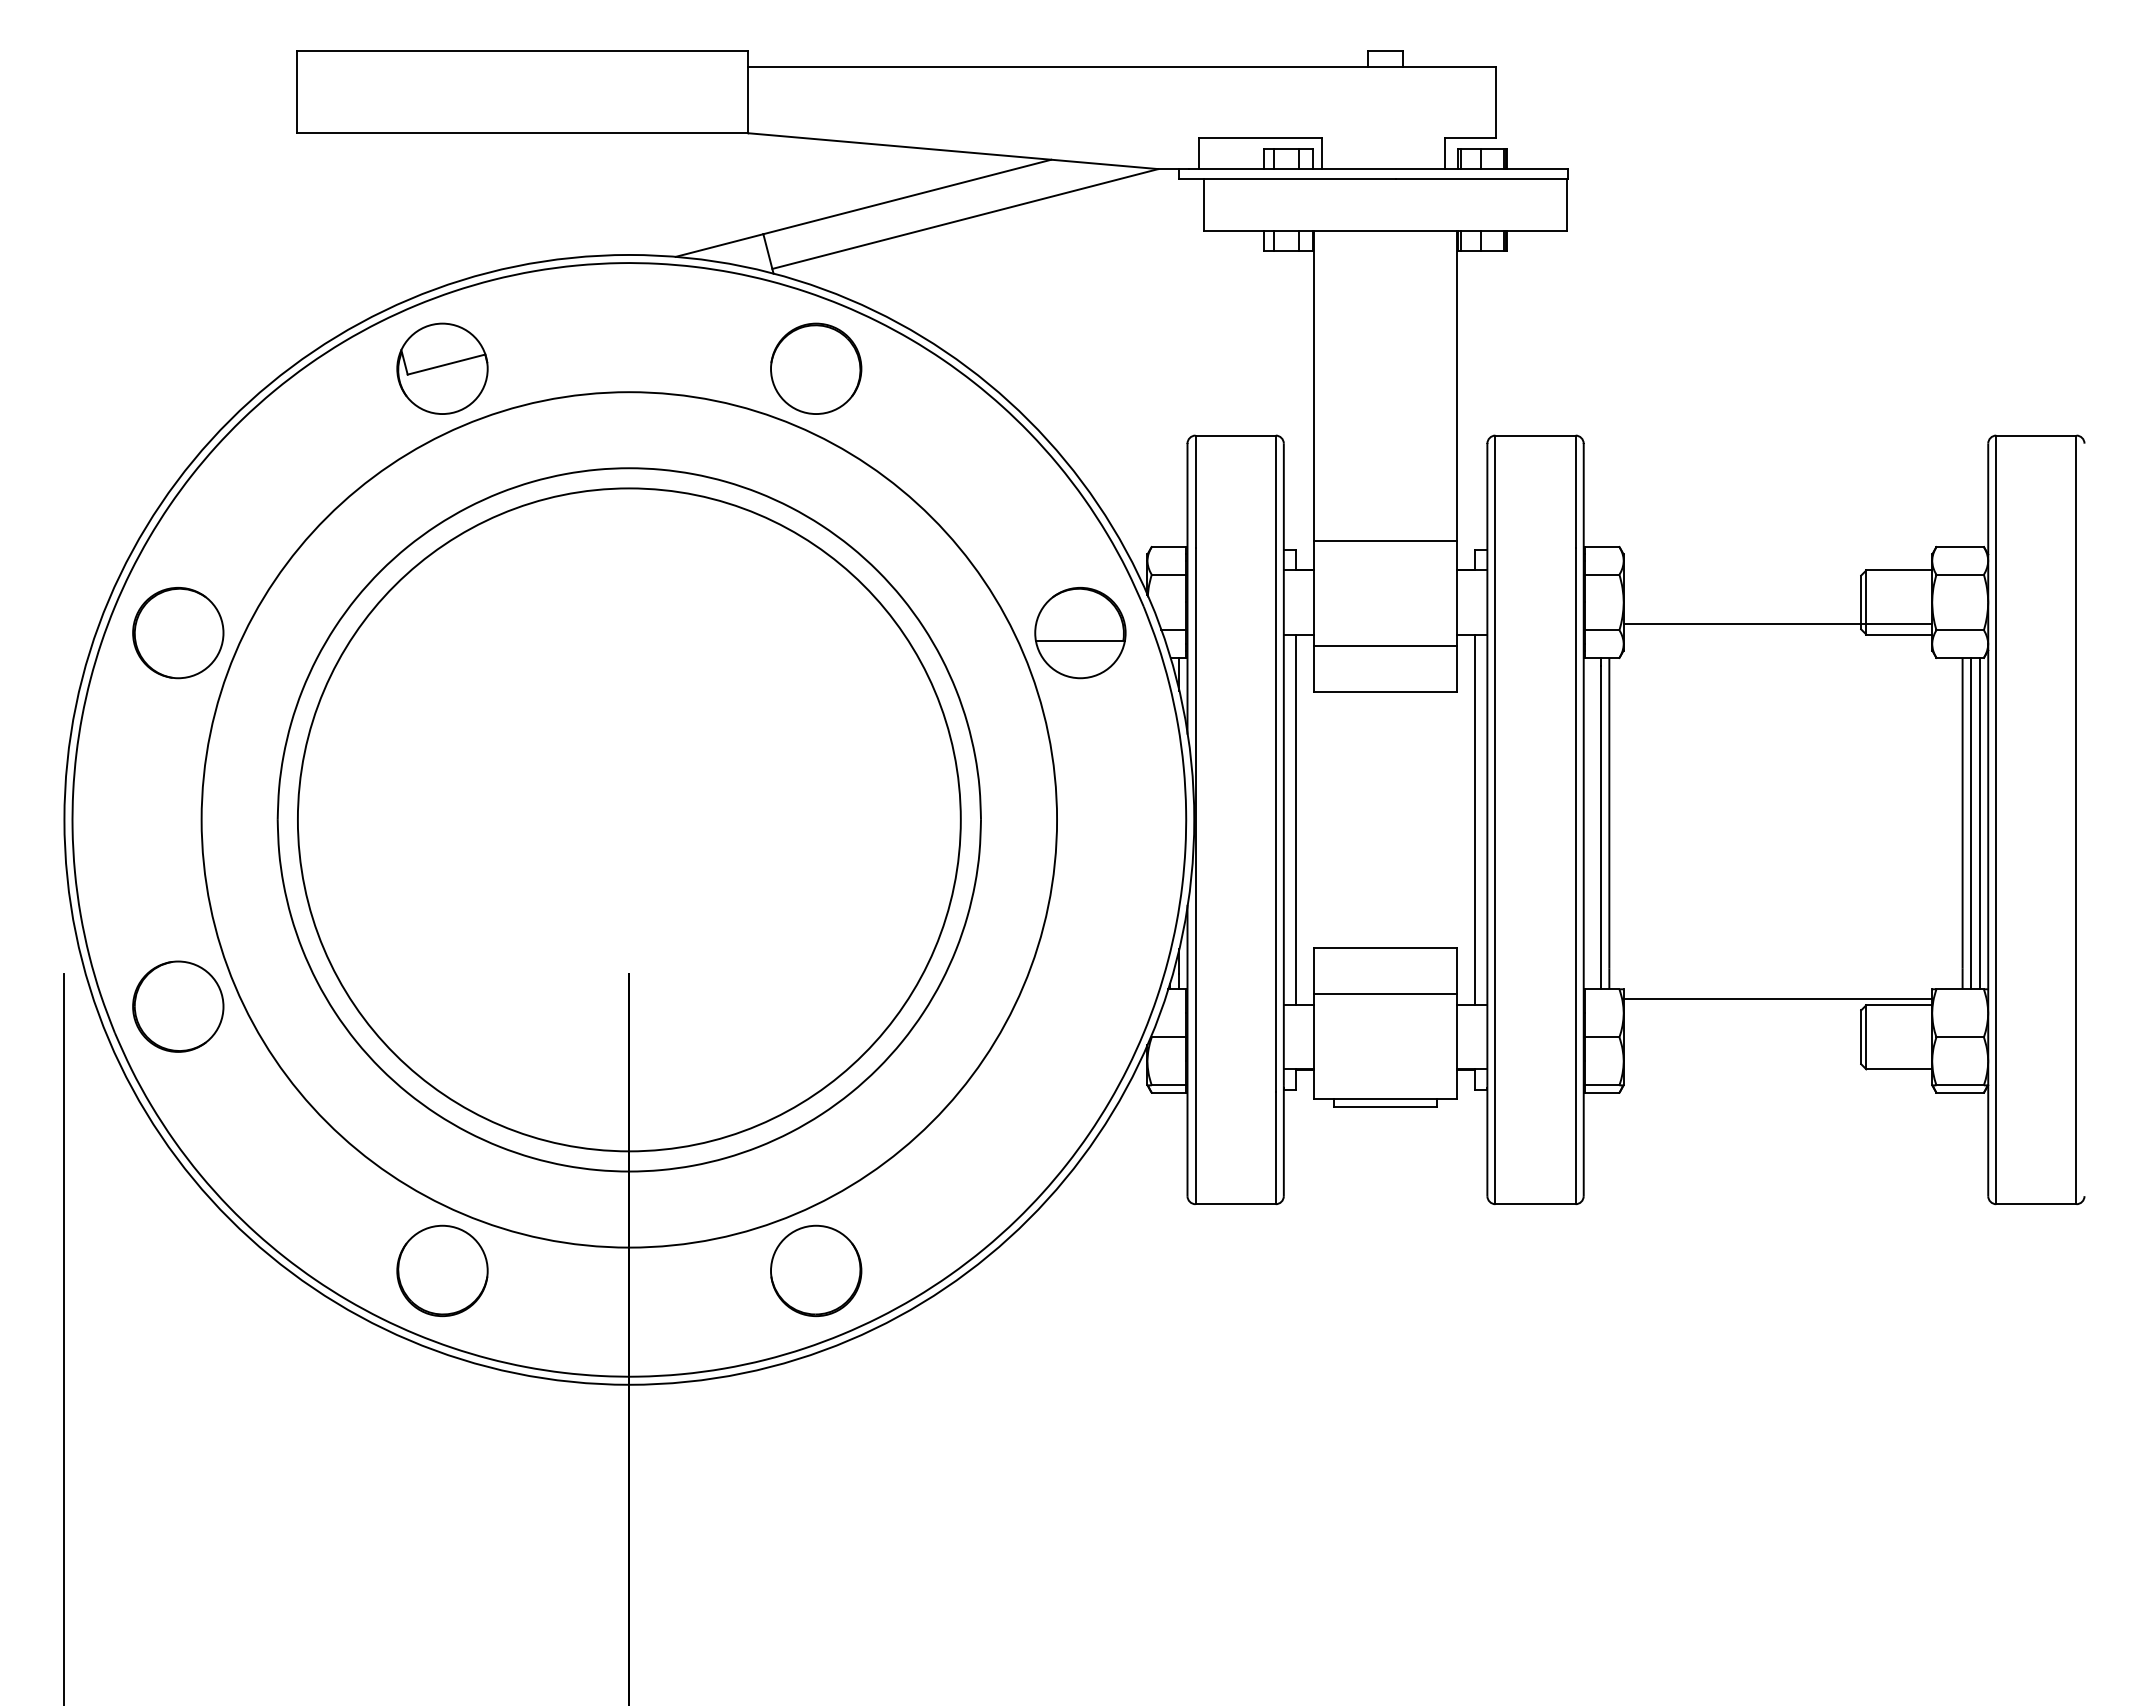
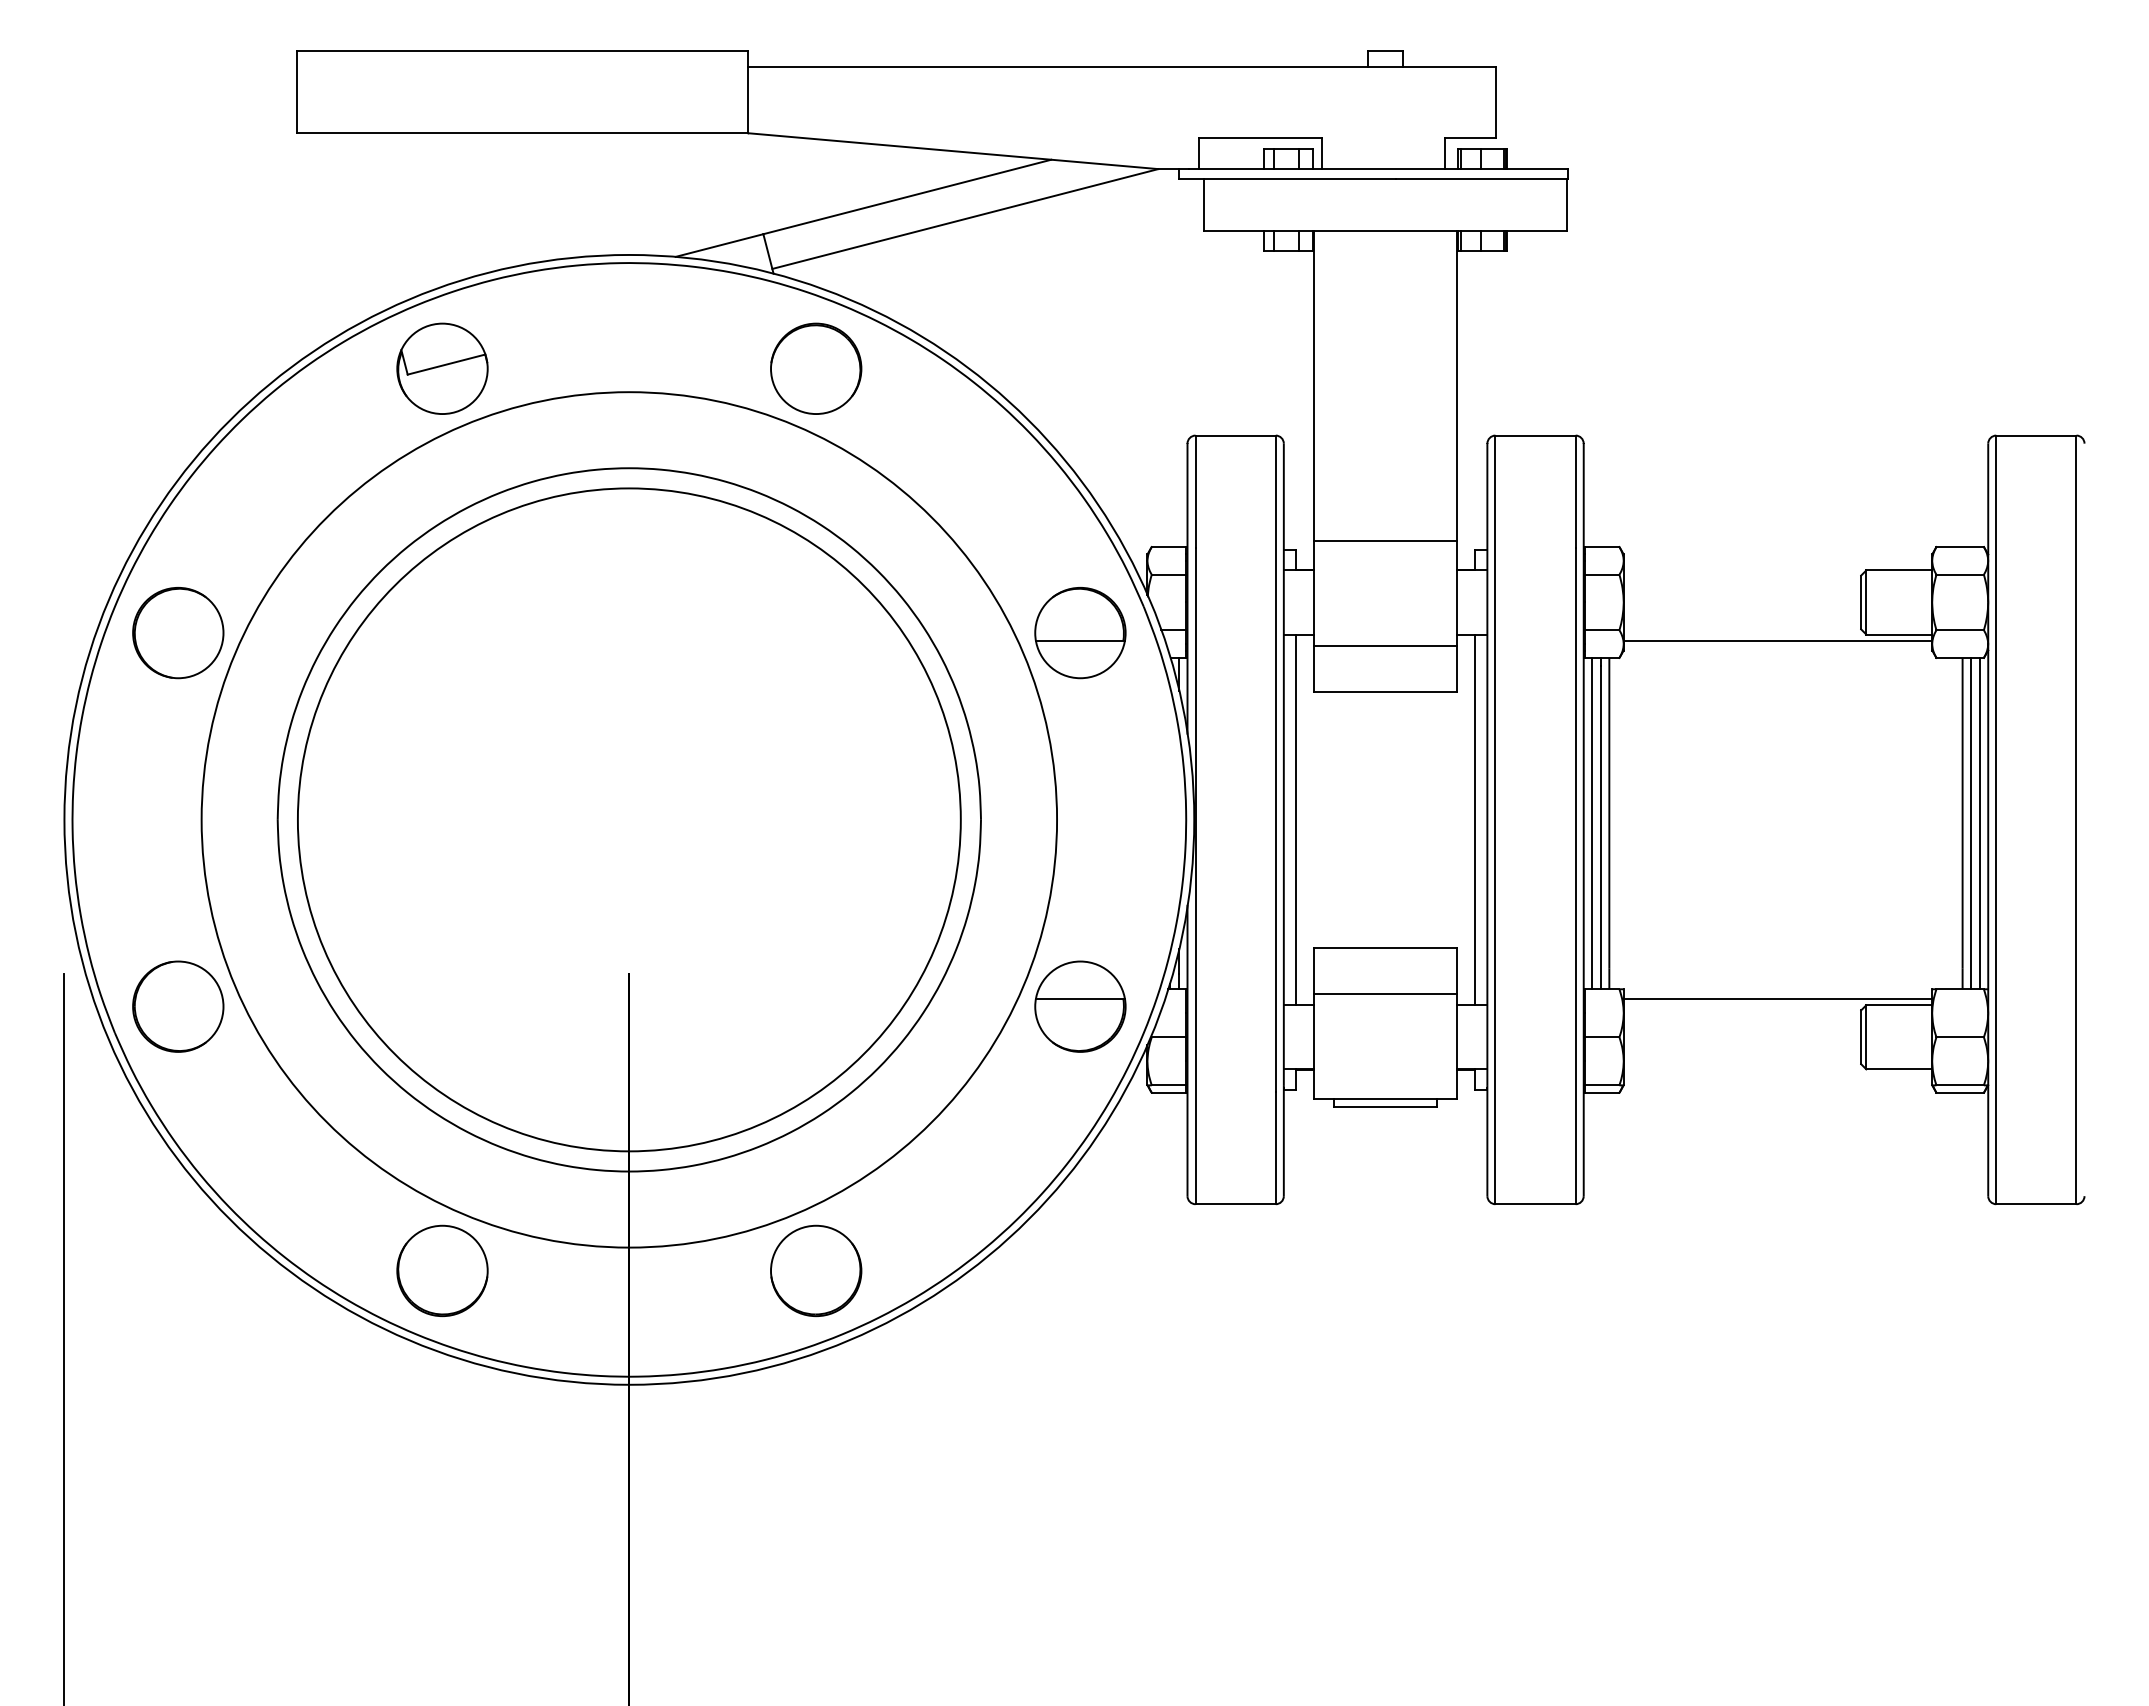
line position: (1777, 623) -> (1777, 640) (1777, 640)
line: none -> present (1591, 823)
part: none -> present (1080, 1006)
